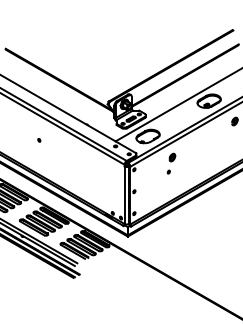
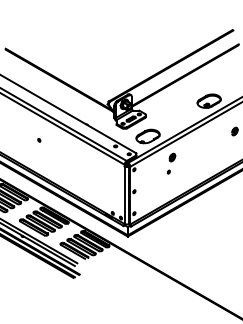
line: present -> none (177, 105)
part position: (234, 121) -> (234, 131) (234, 131)
